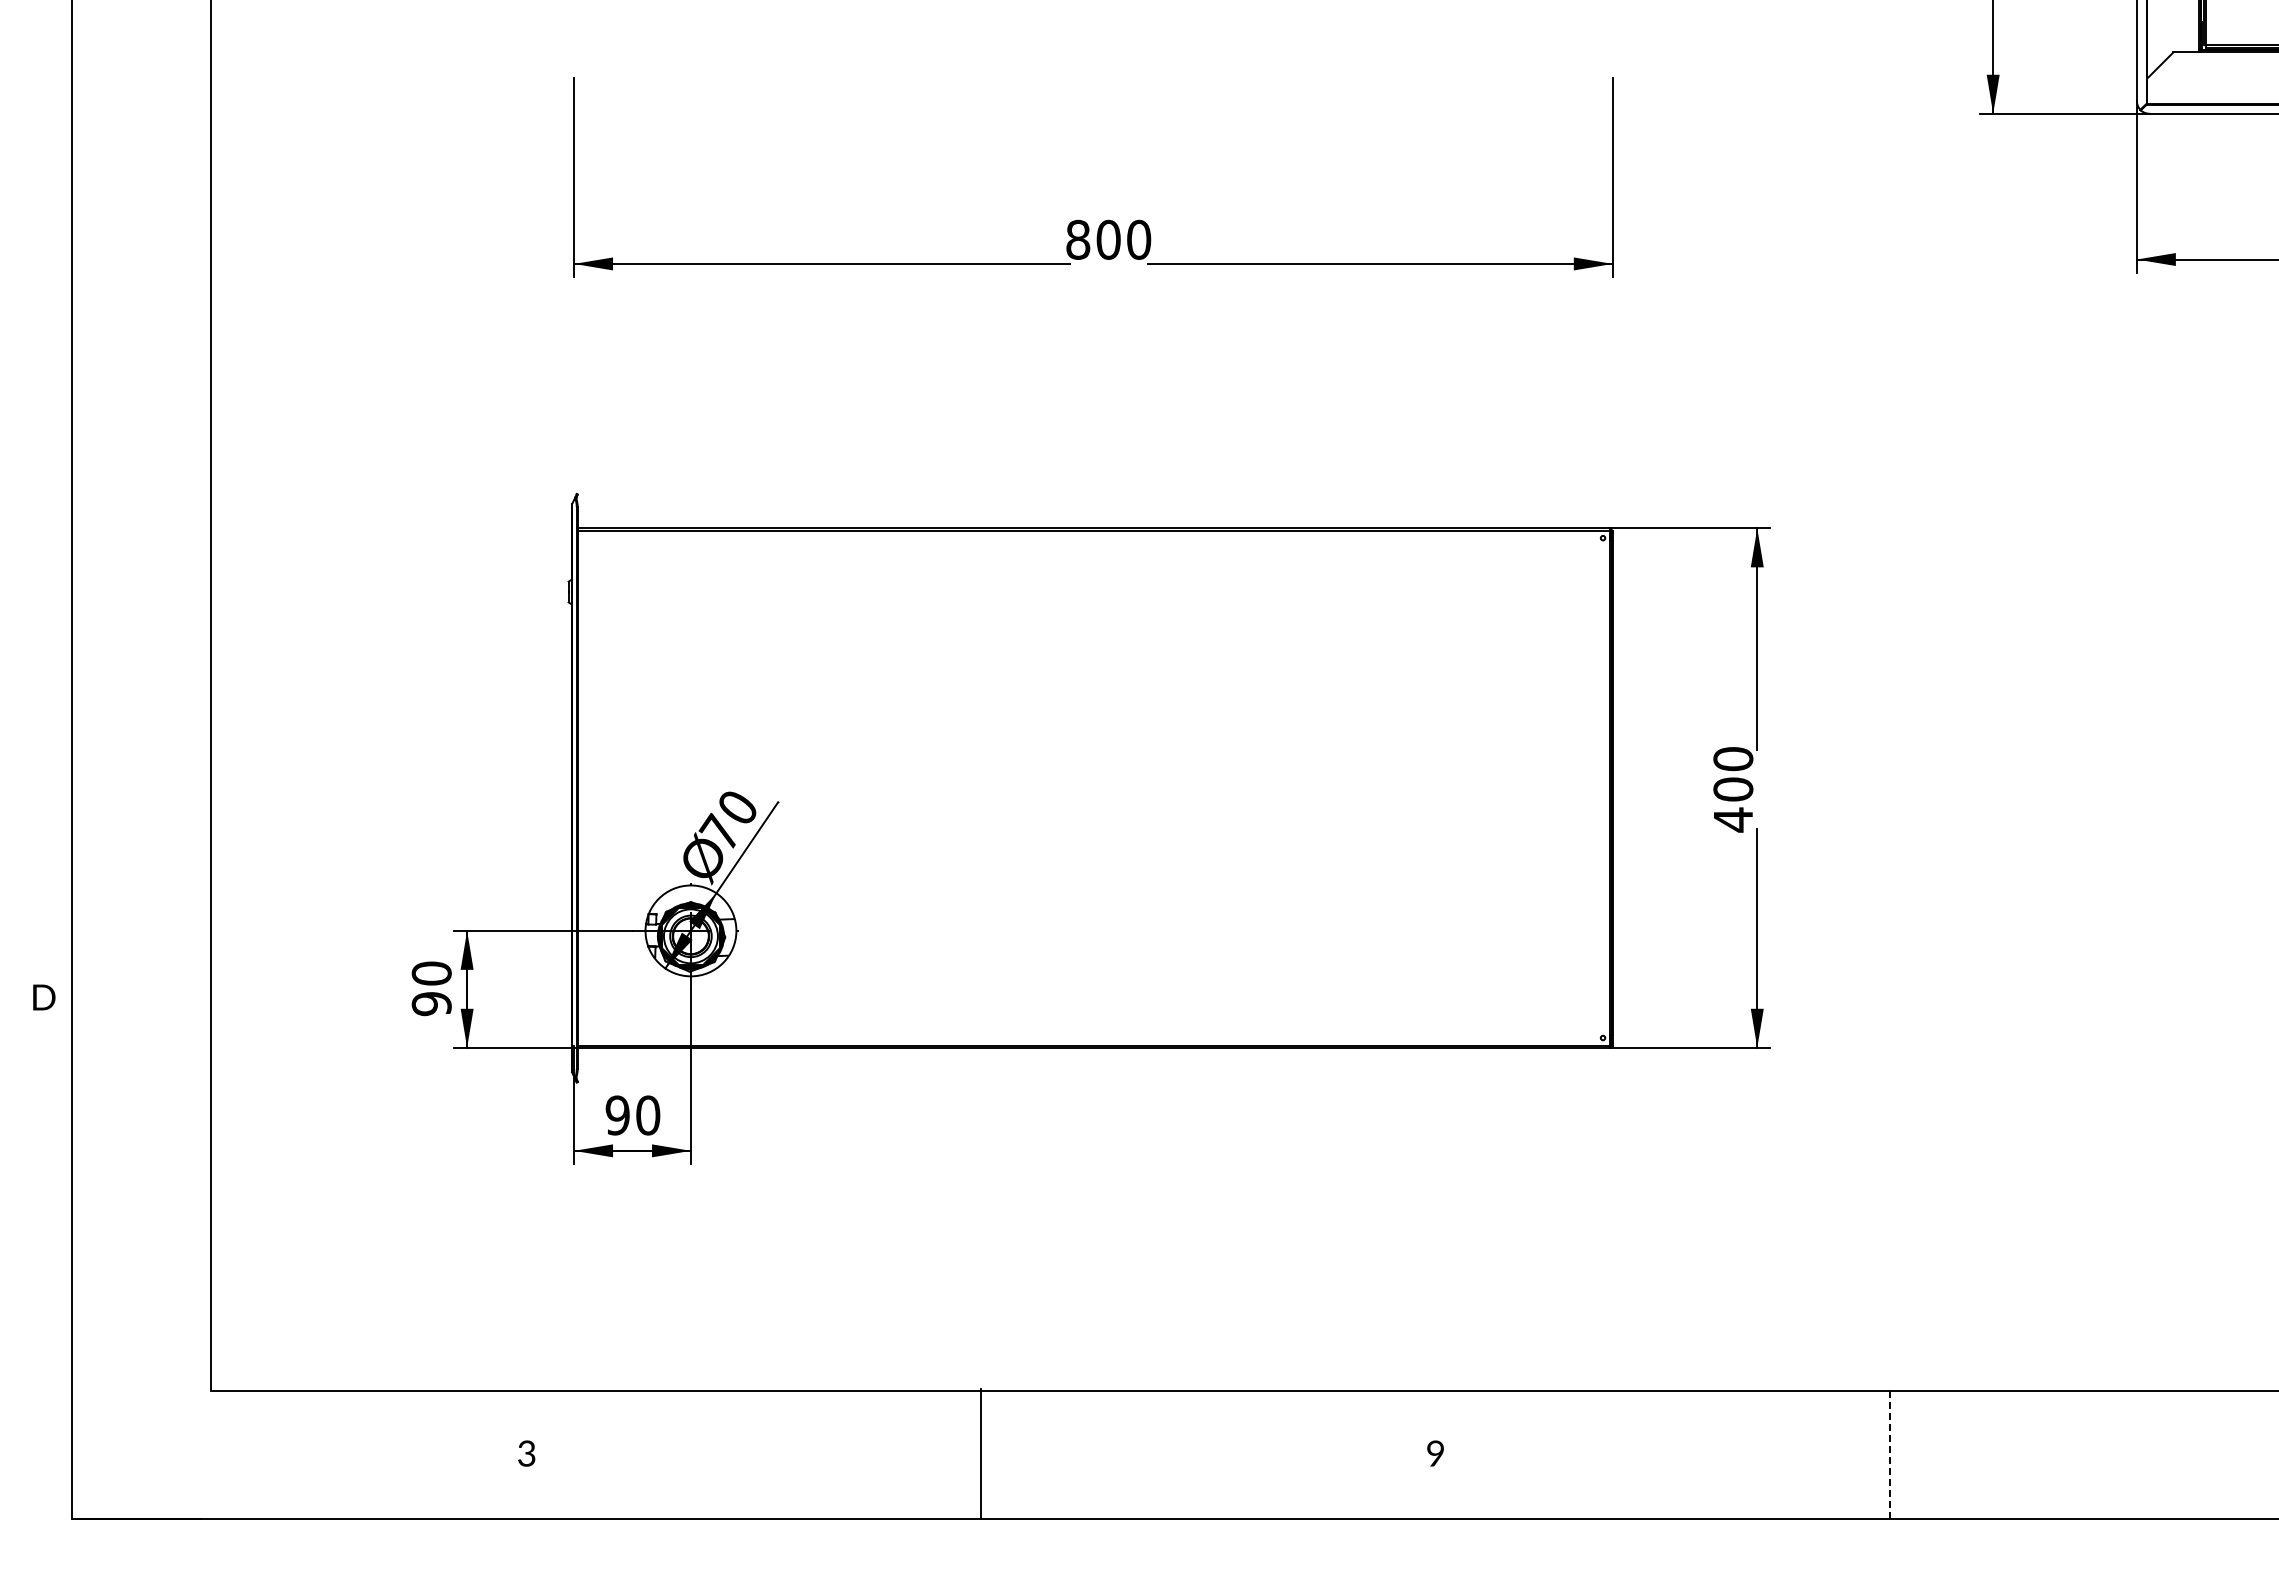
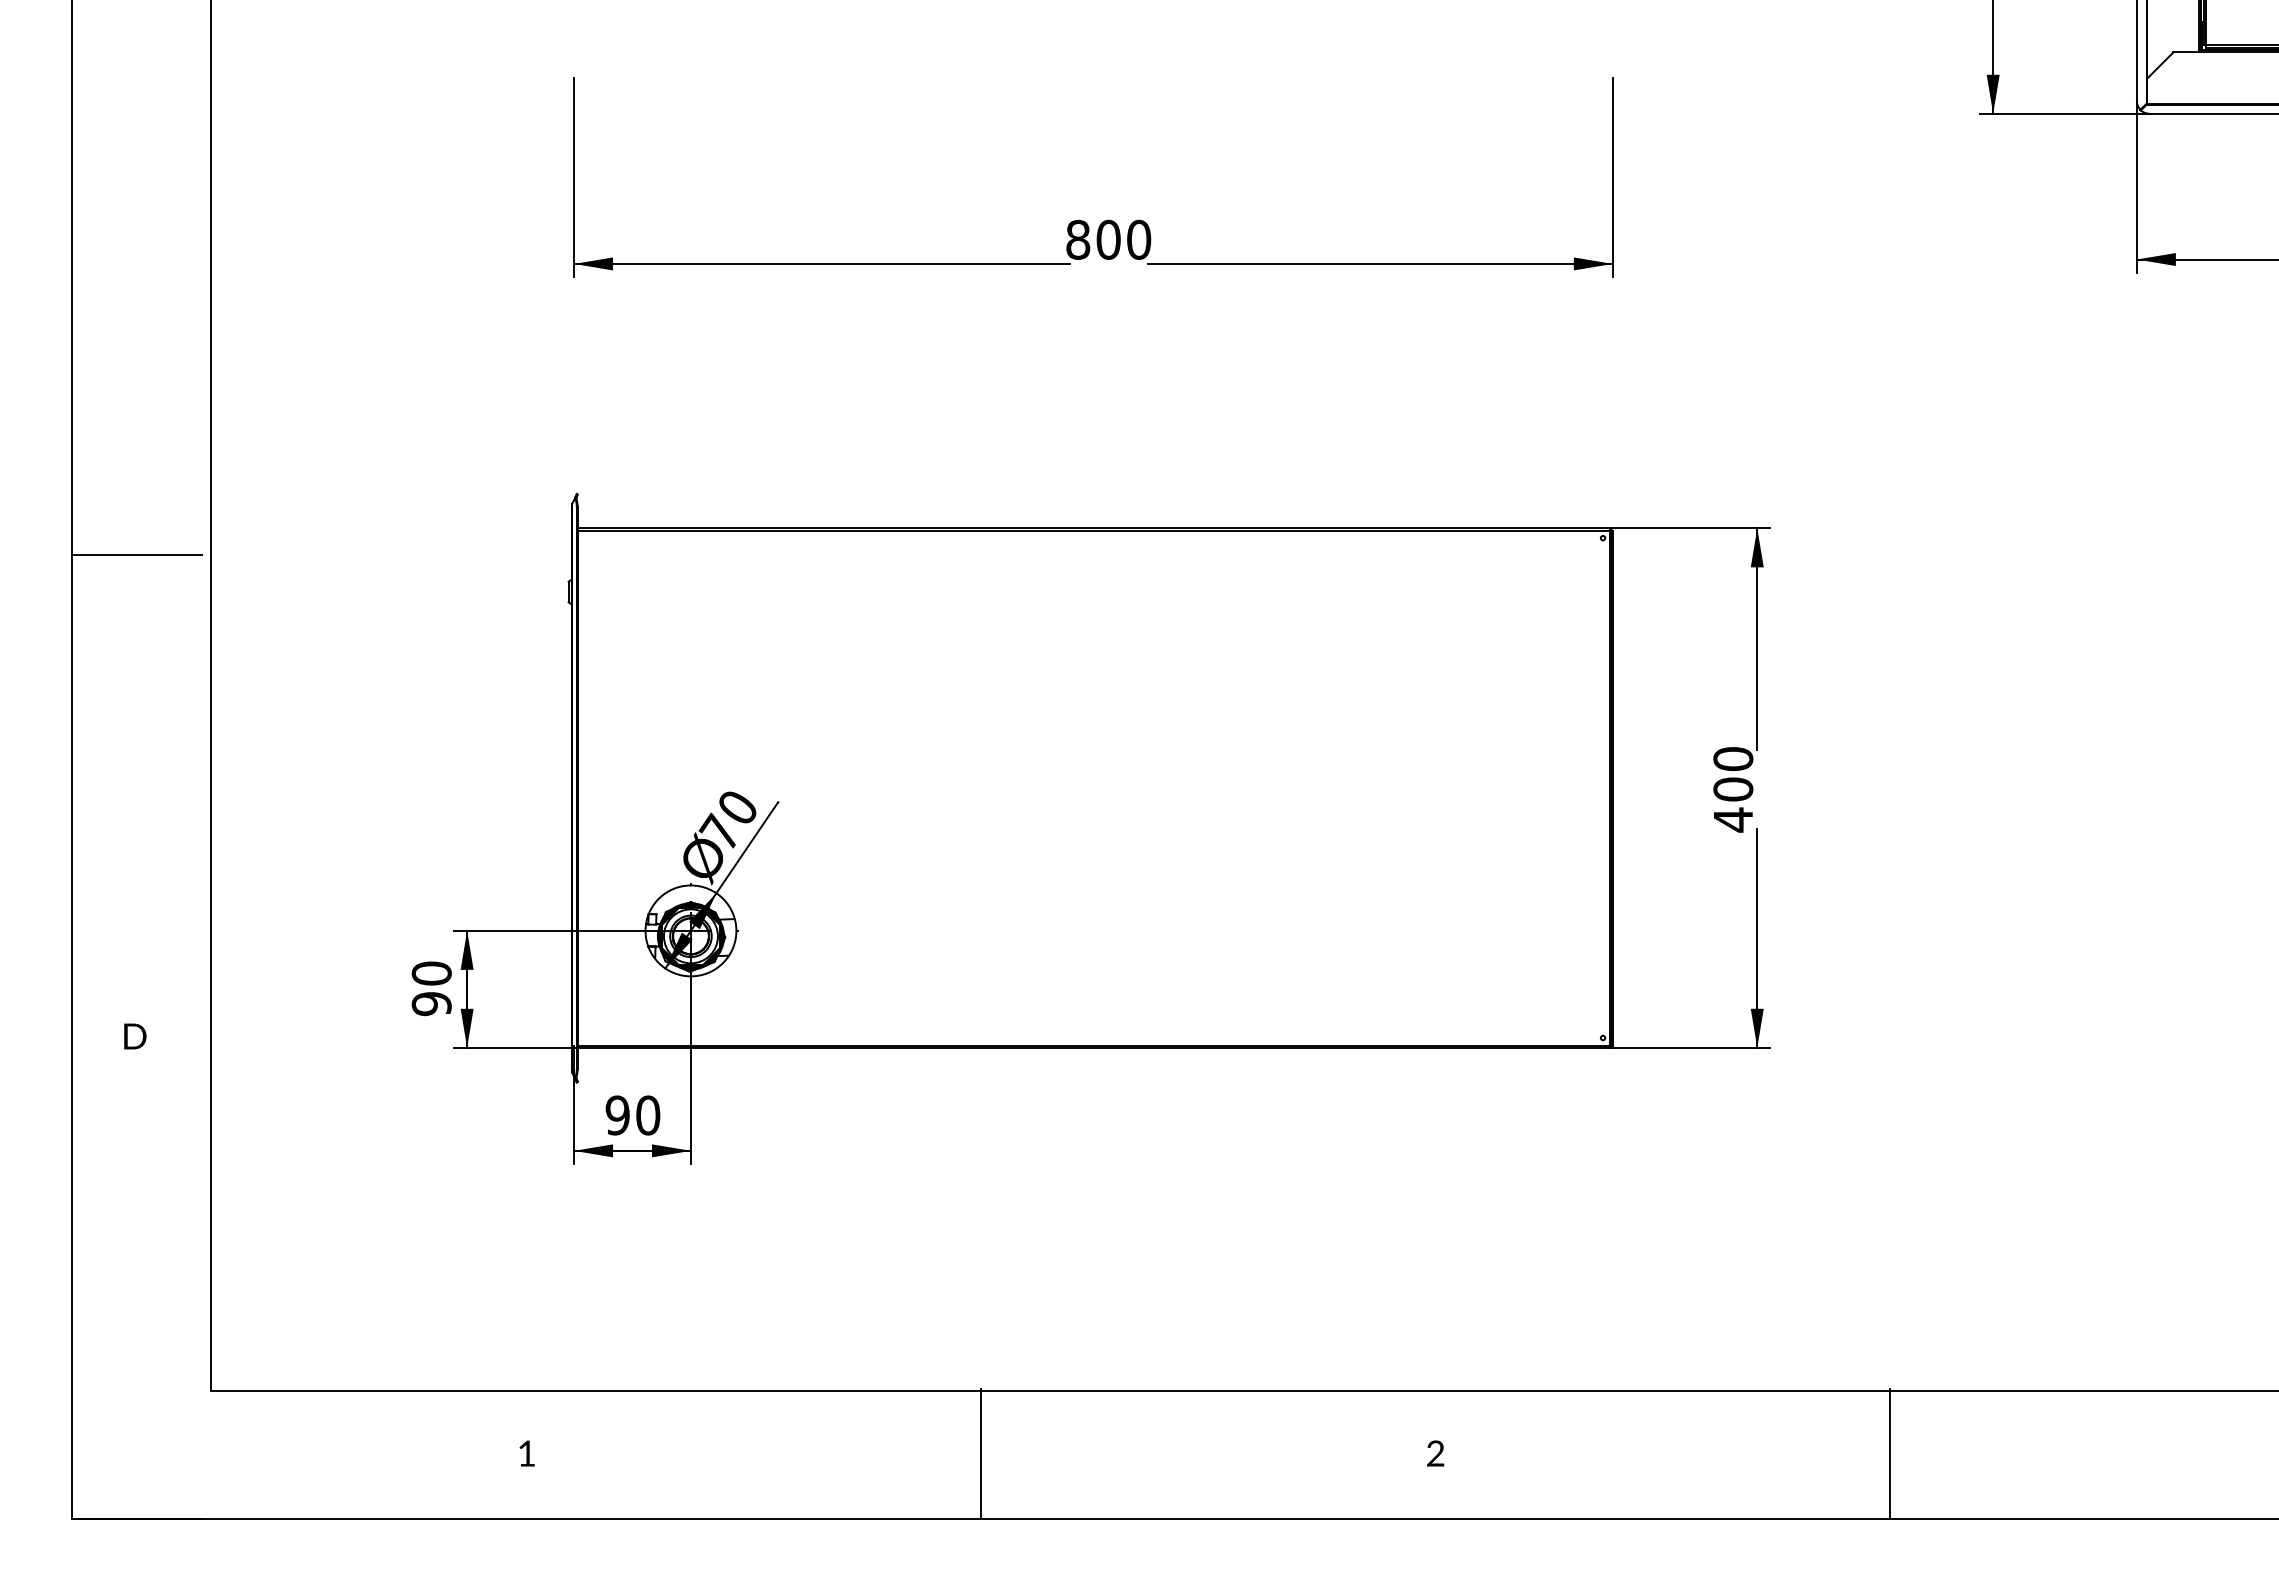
line: none -> present (137, 554)
text position: (44, 997) -> (135, 1036) (135, 1036)
text: 3 -> 1 (526, 1453)
text: 9 -> 2 (1435, 1453)
line: dashed -> solid (1889, 1453)
